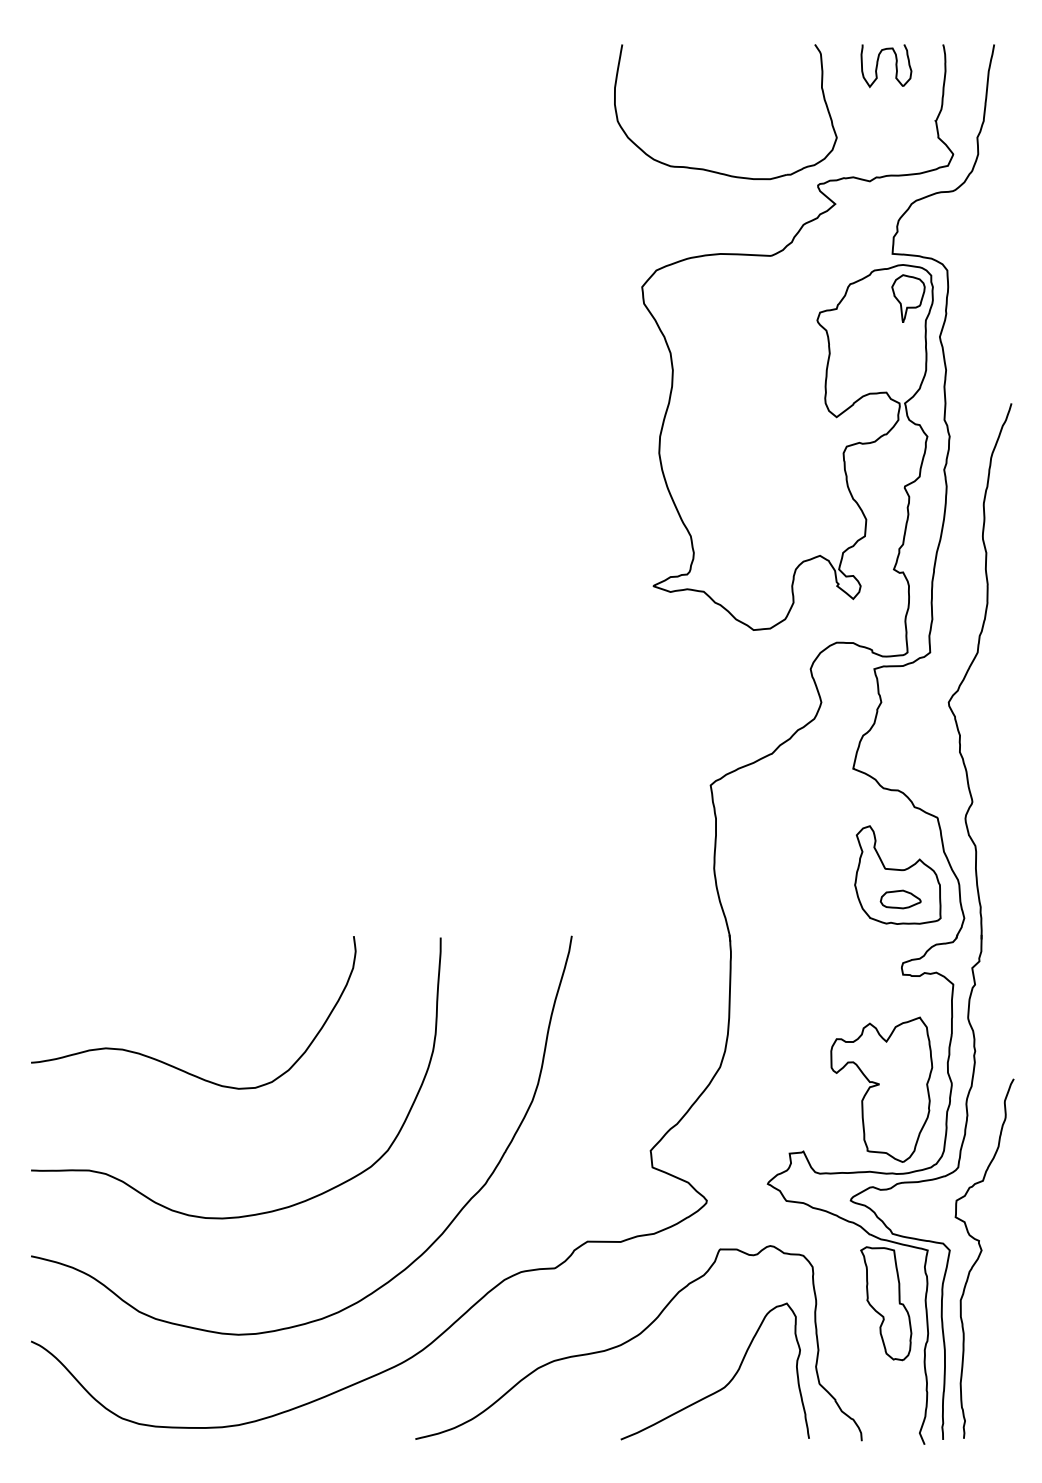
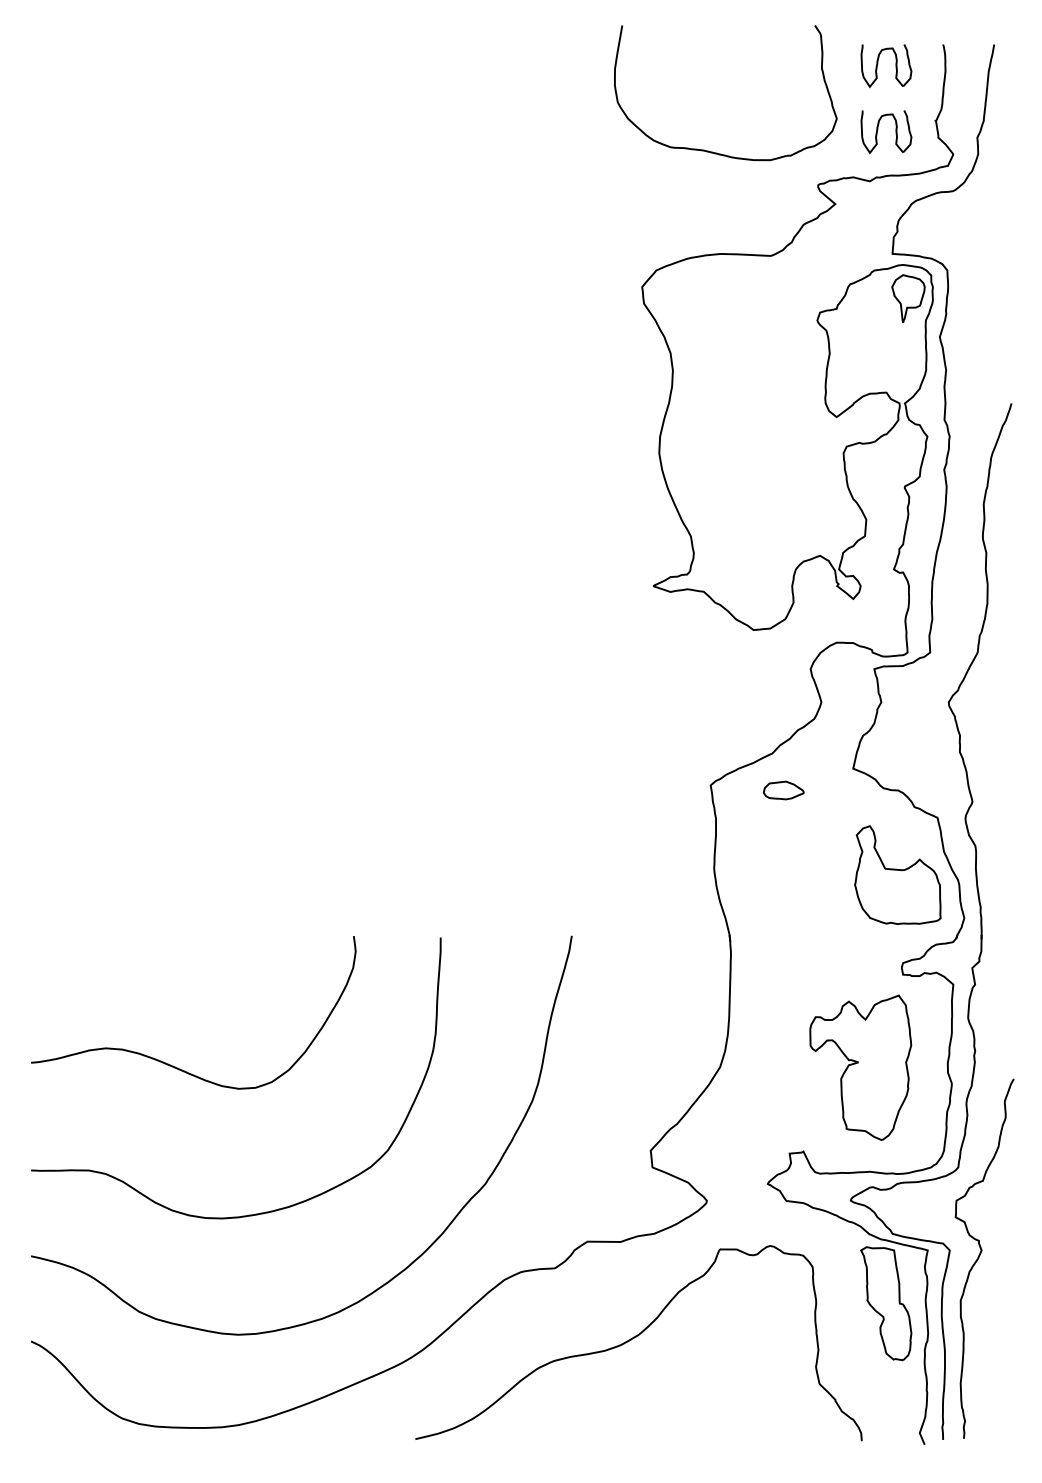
part: none -> present (878, 130)
part position: (712, 170) -> (712, 151) (712, 151)
part position: (900, 899) -> (783, 790) (783, 790)
part position: (881, 1089) -> (860, 1067) (860, 1067)
curve: present -> none (727, 1383)
